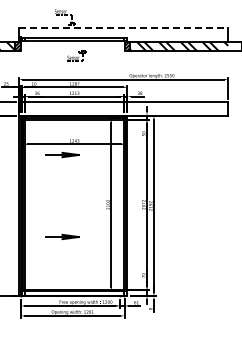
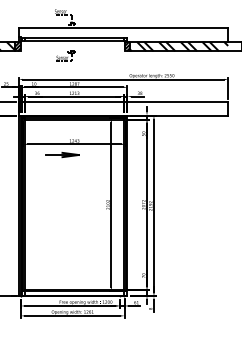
line: dashed -> solid (123, 27)
part position: (76, 55) -> (65, 55) (65, 55)
part: present -> none (62, 237)
